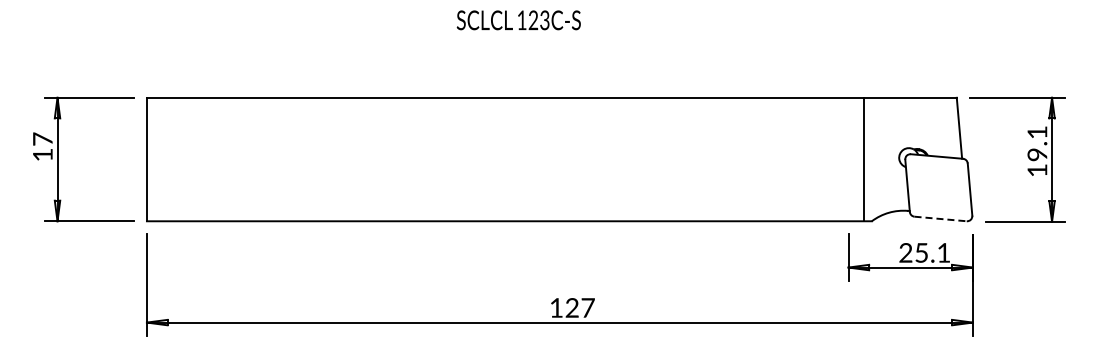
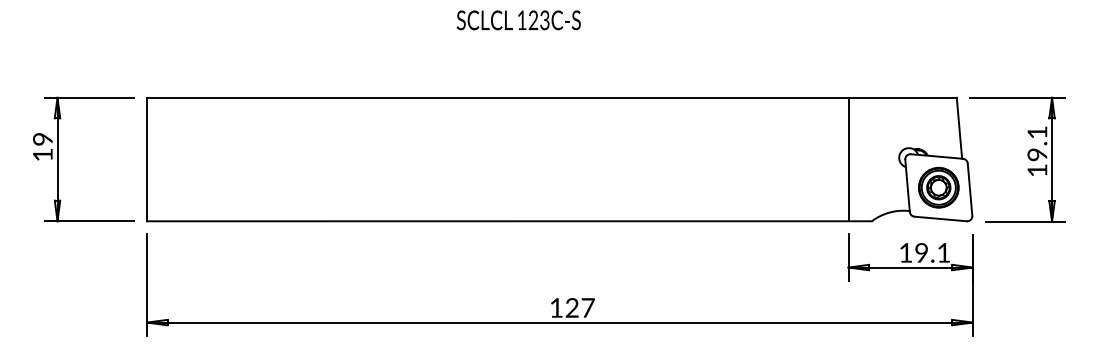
text: 17 -> 19 (42, 138)
line position: (863, 159) -> (848, 159) (848, 159)
part: none -> present (938, 187)
line: dashed -> solid (941, 219)
text: 25.1 -> 19.1 (913, 252)
